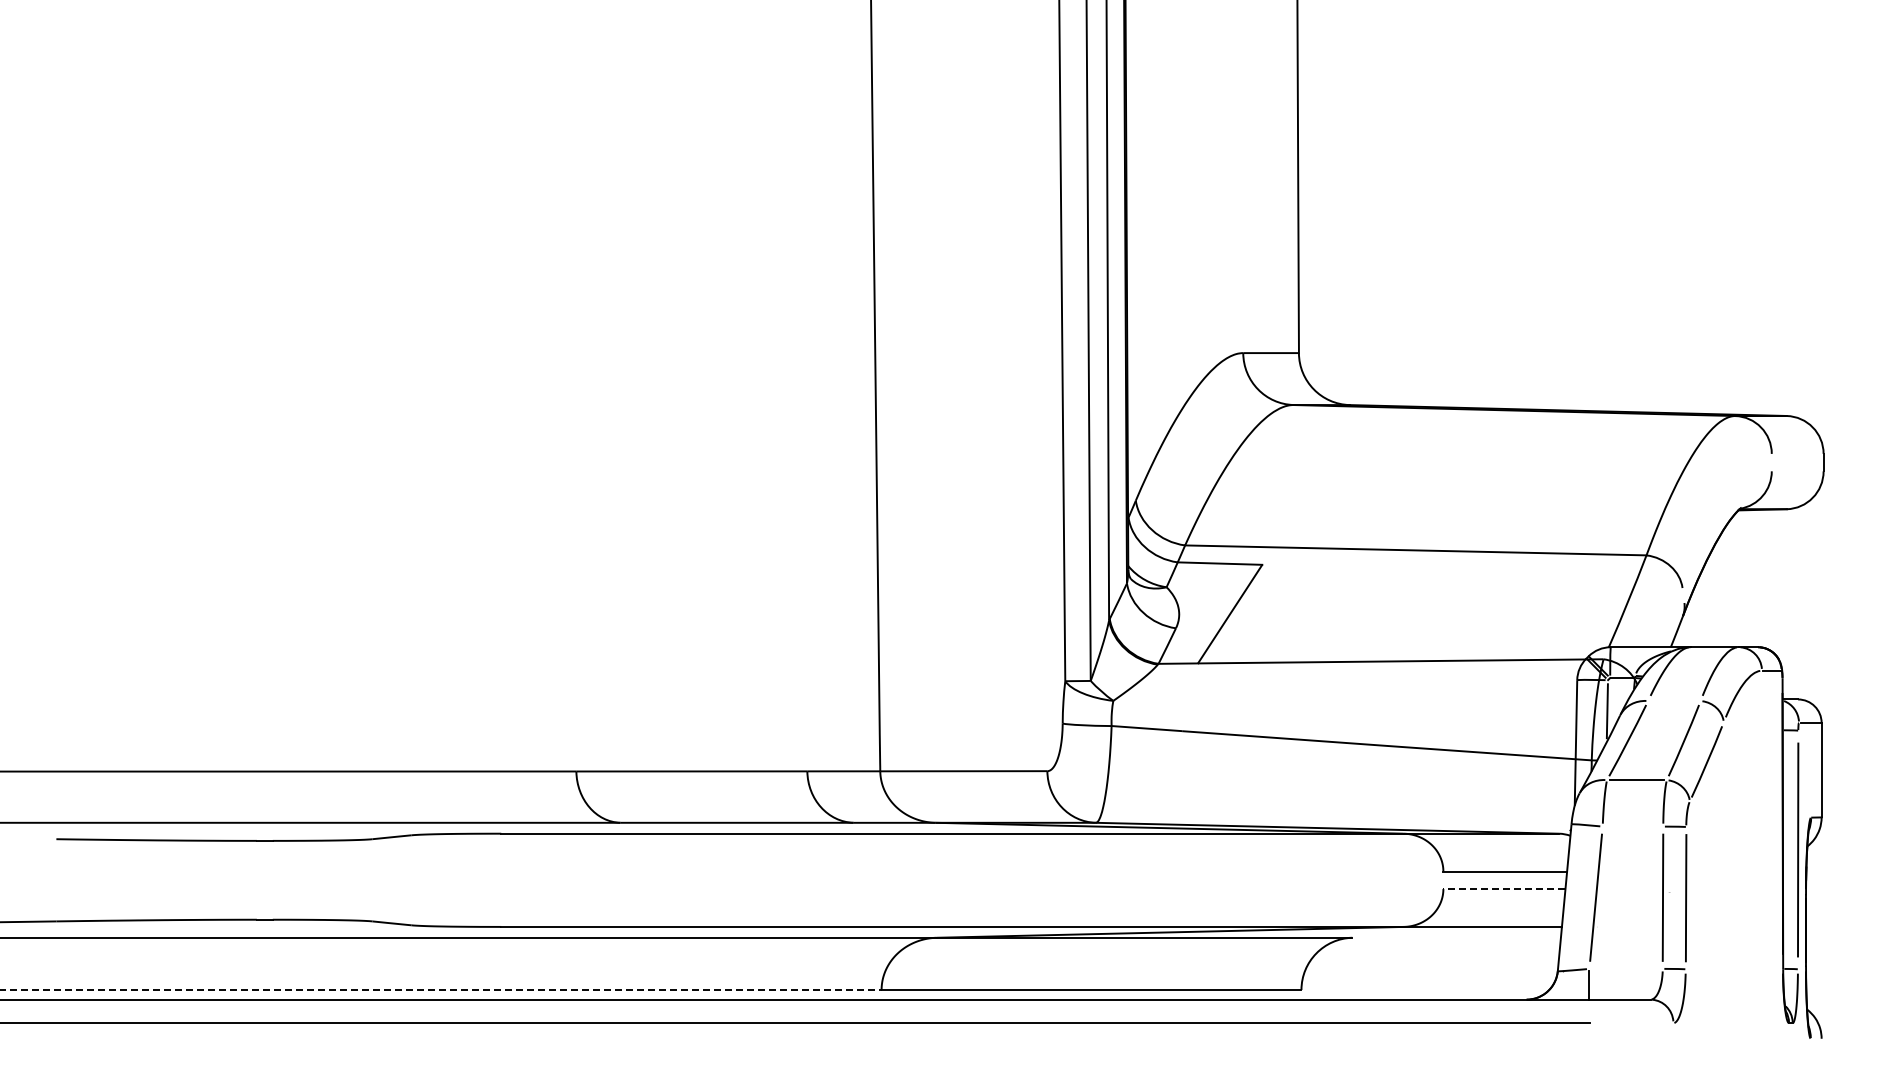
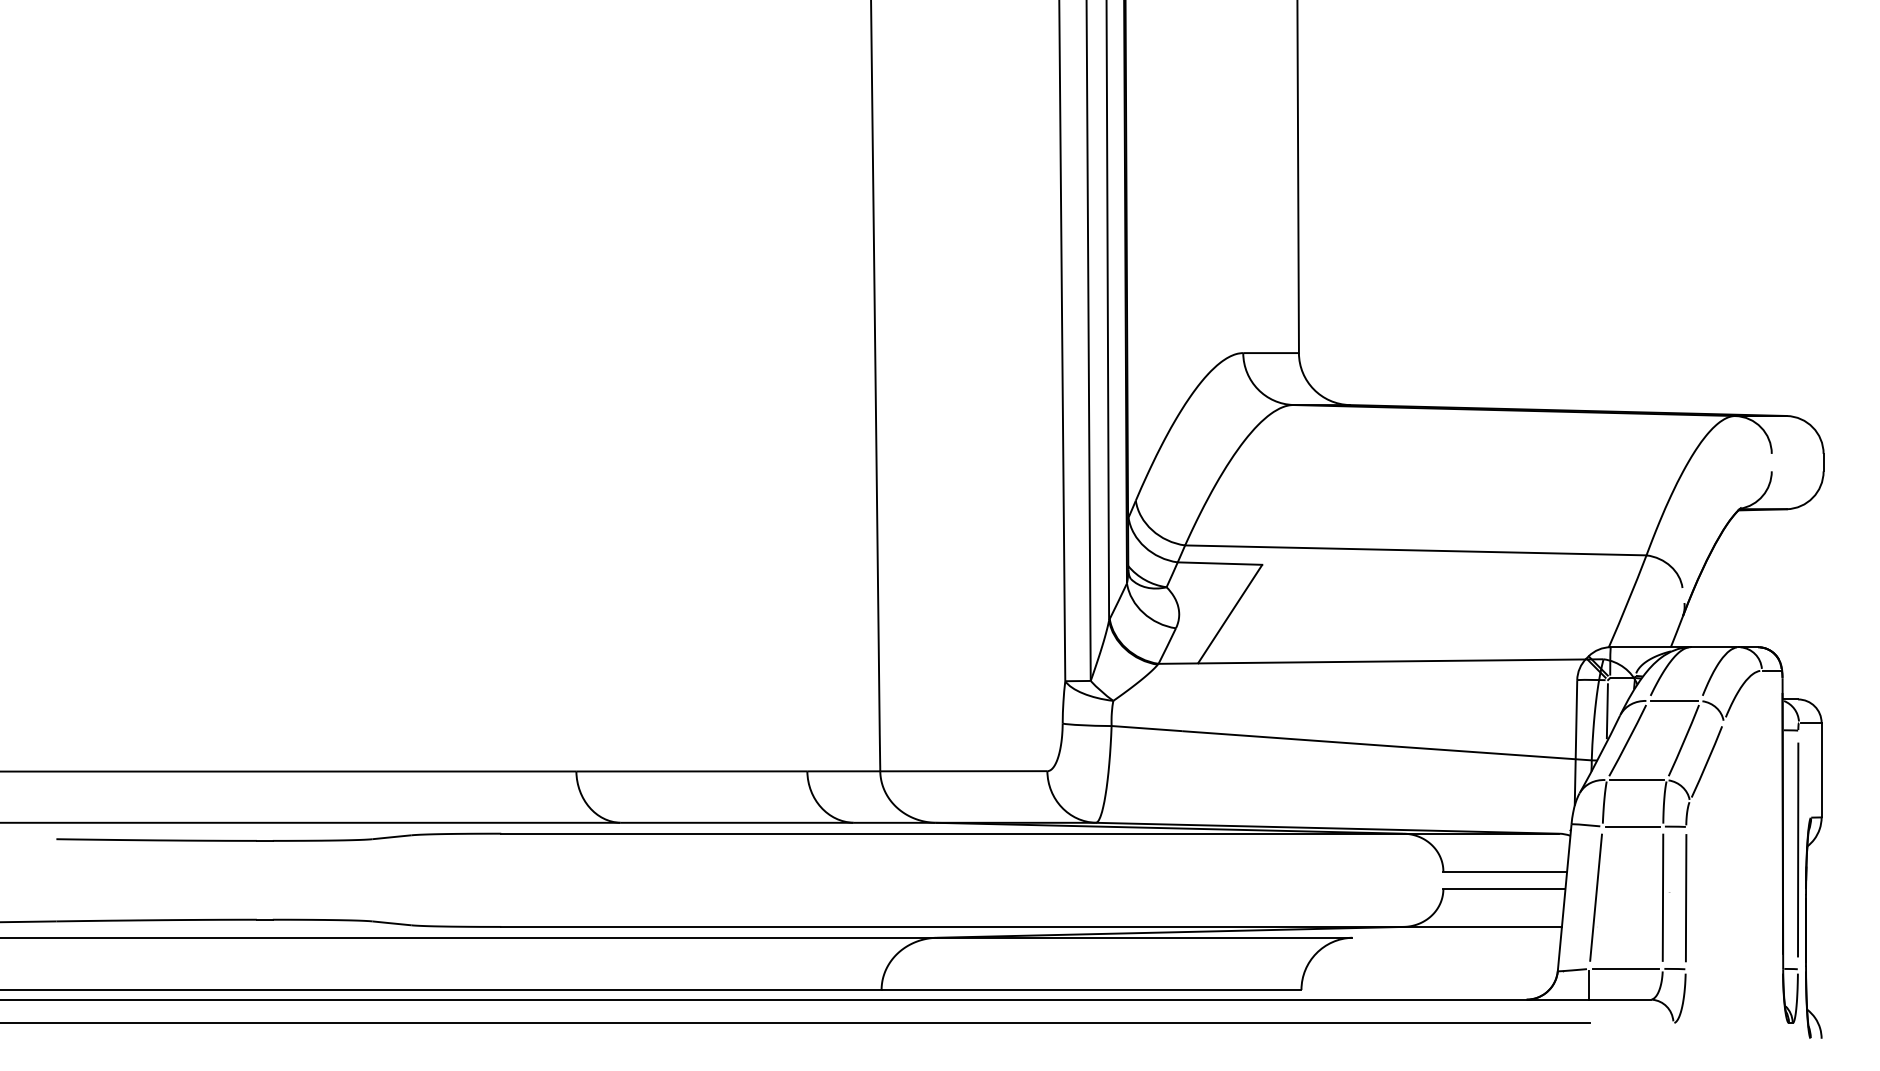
line: none -> present (1674, 701)
line: none -> present (1632, 826)
line: dashed -> solid (1503, 889)
line: none -> present (1626, 968)
line: dashed -> solid (441, 989)
